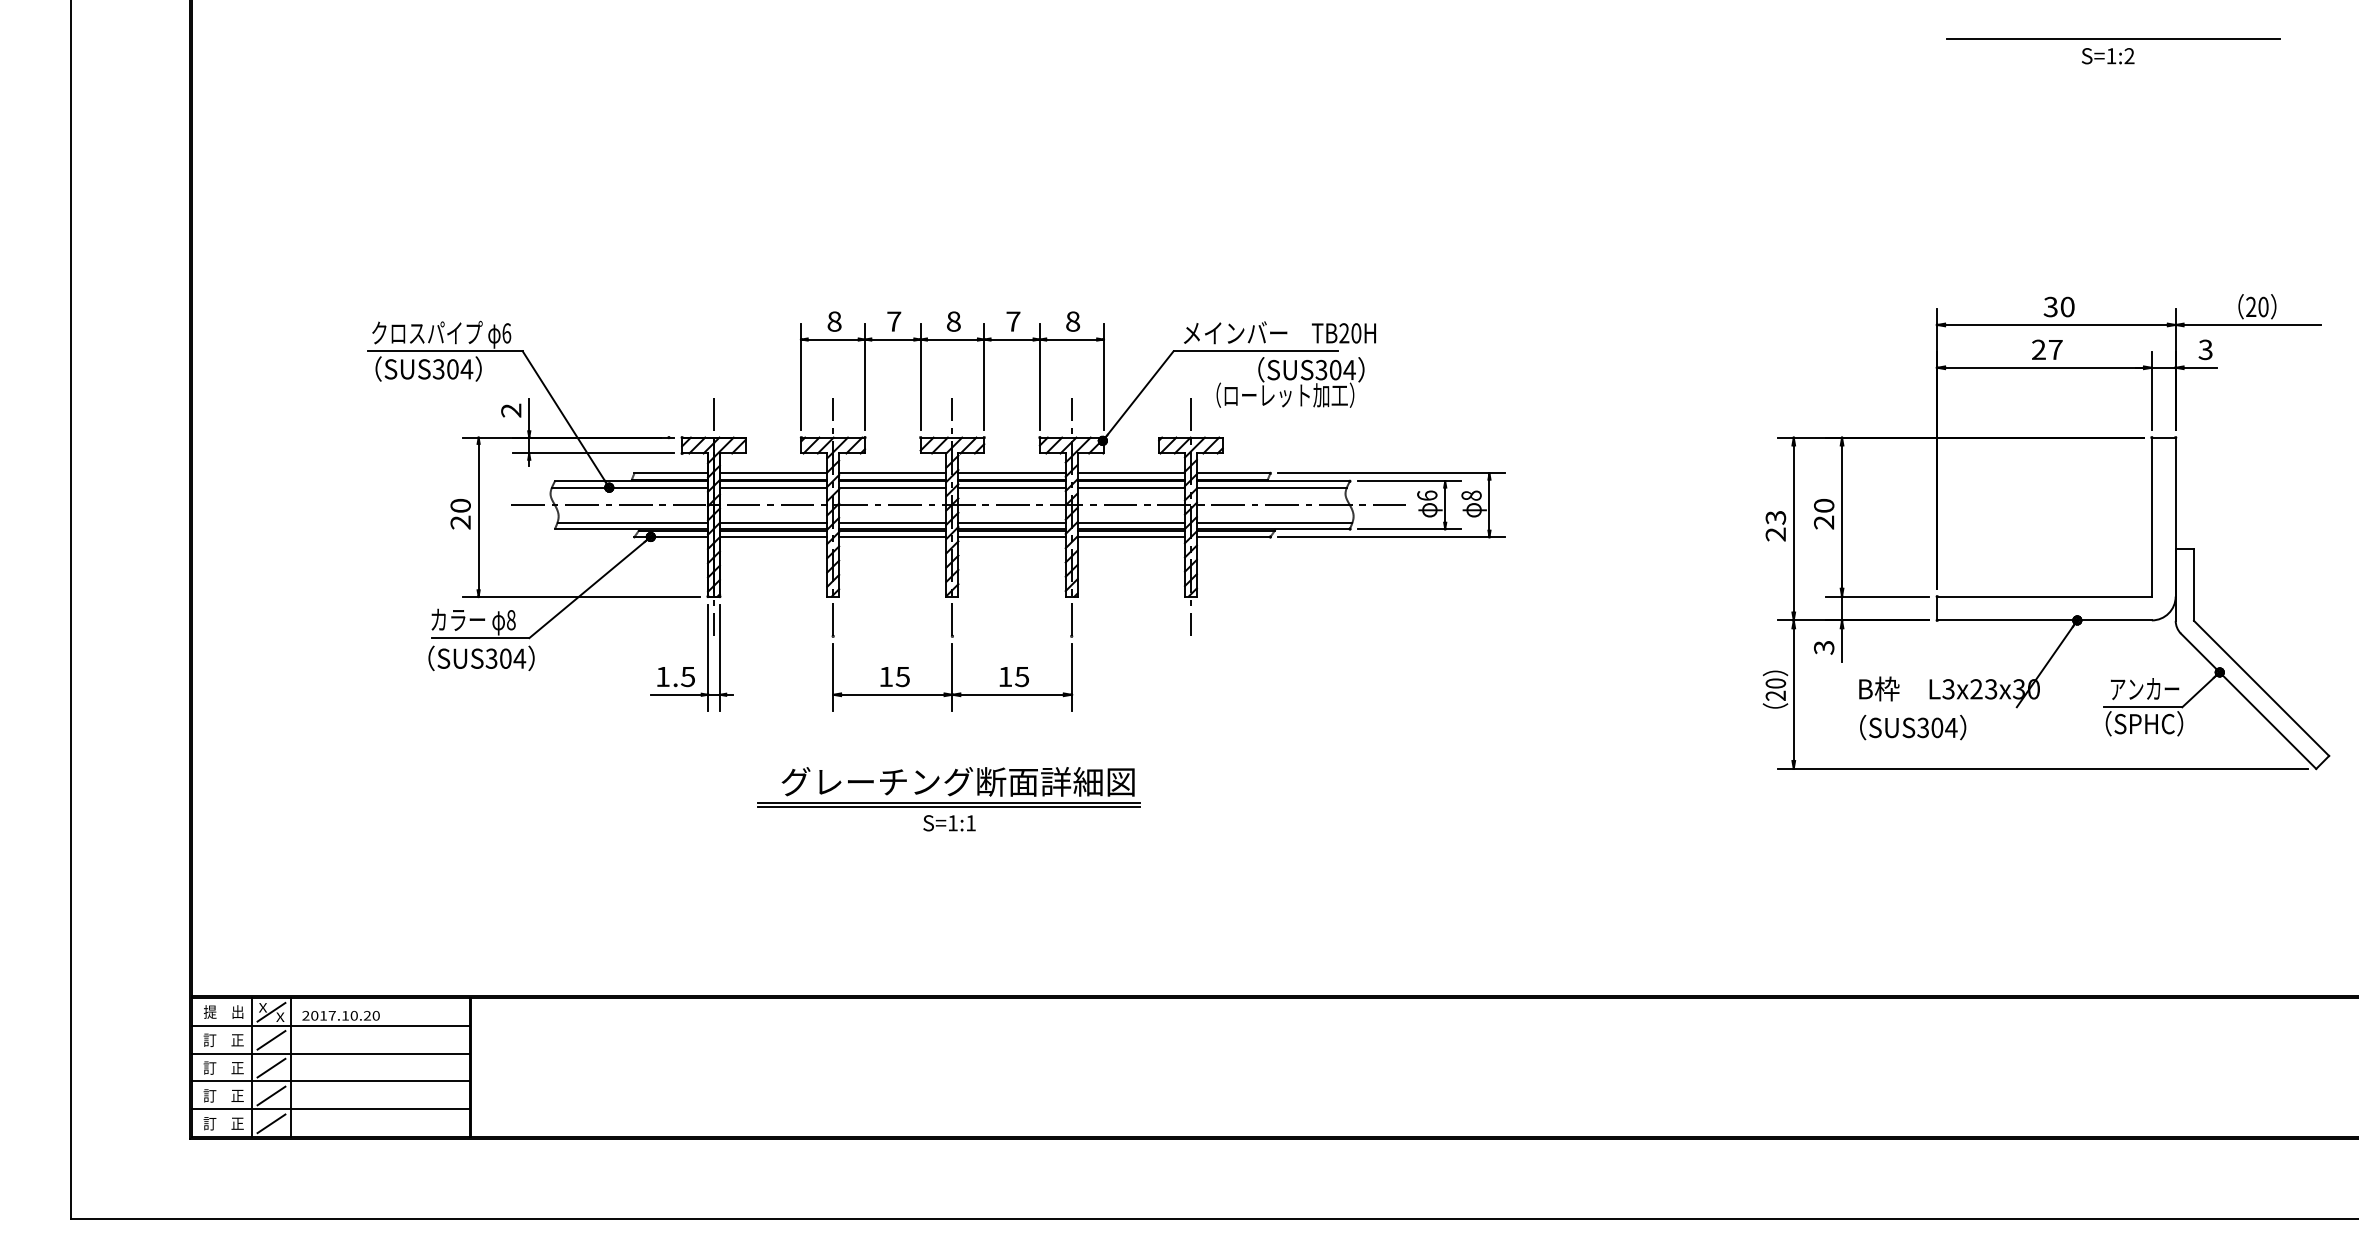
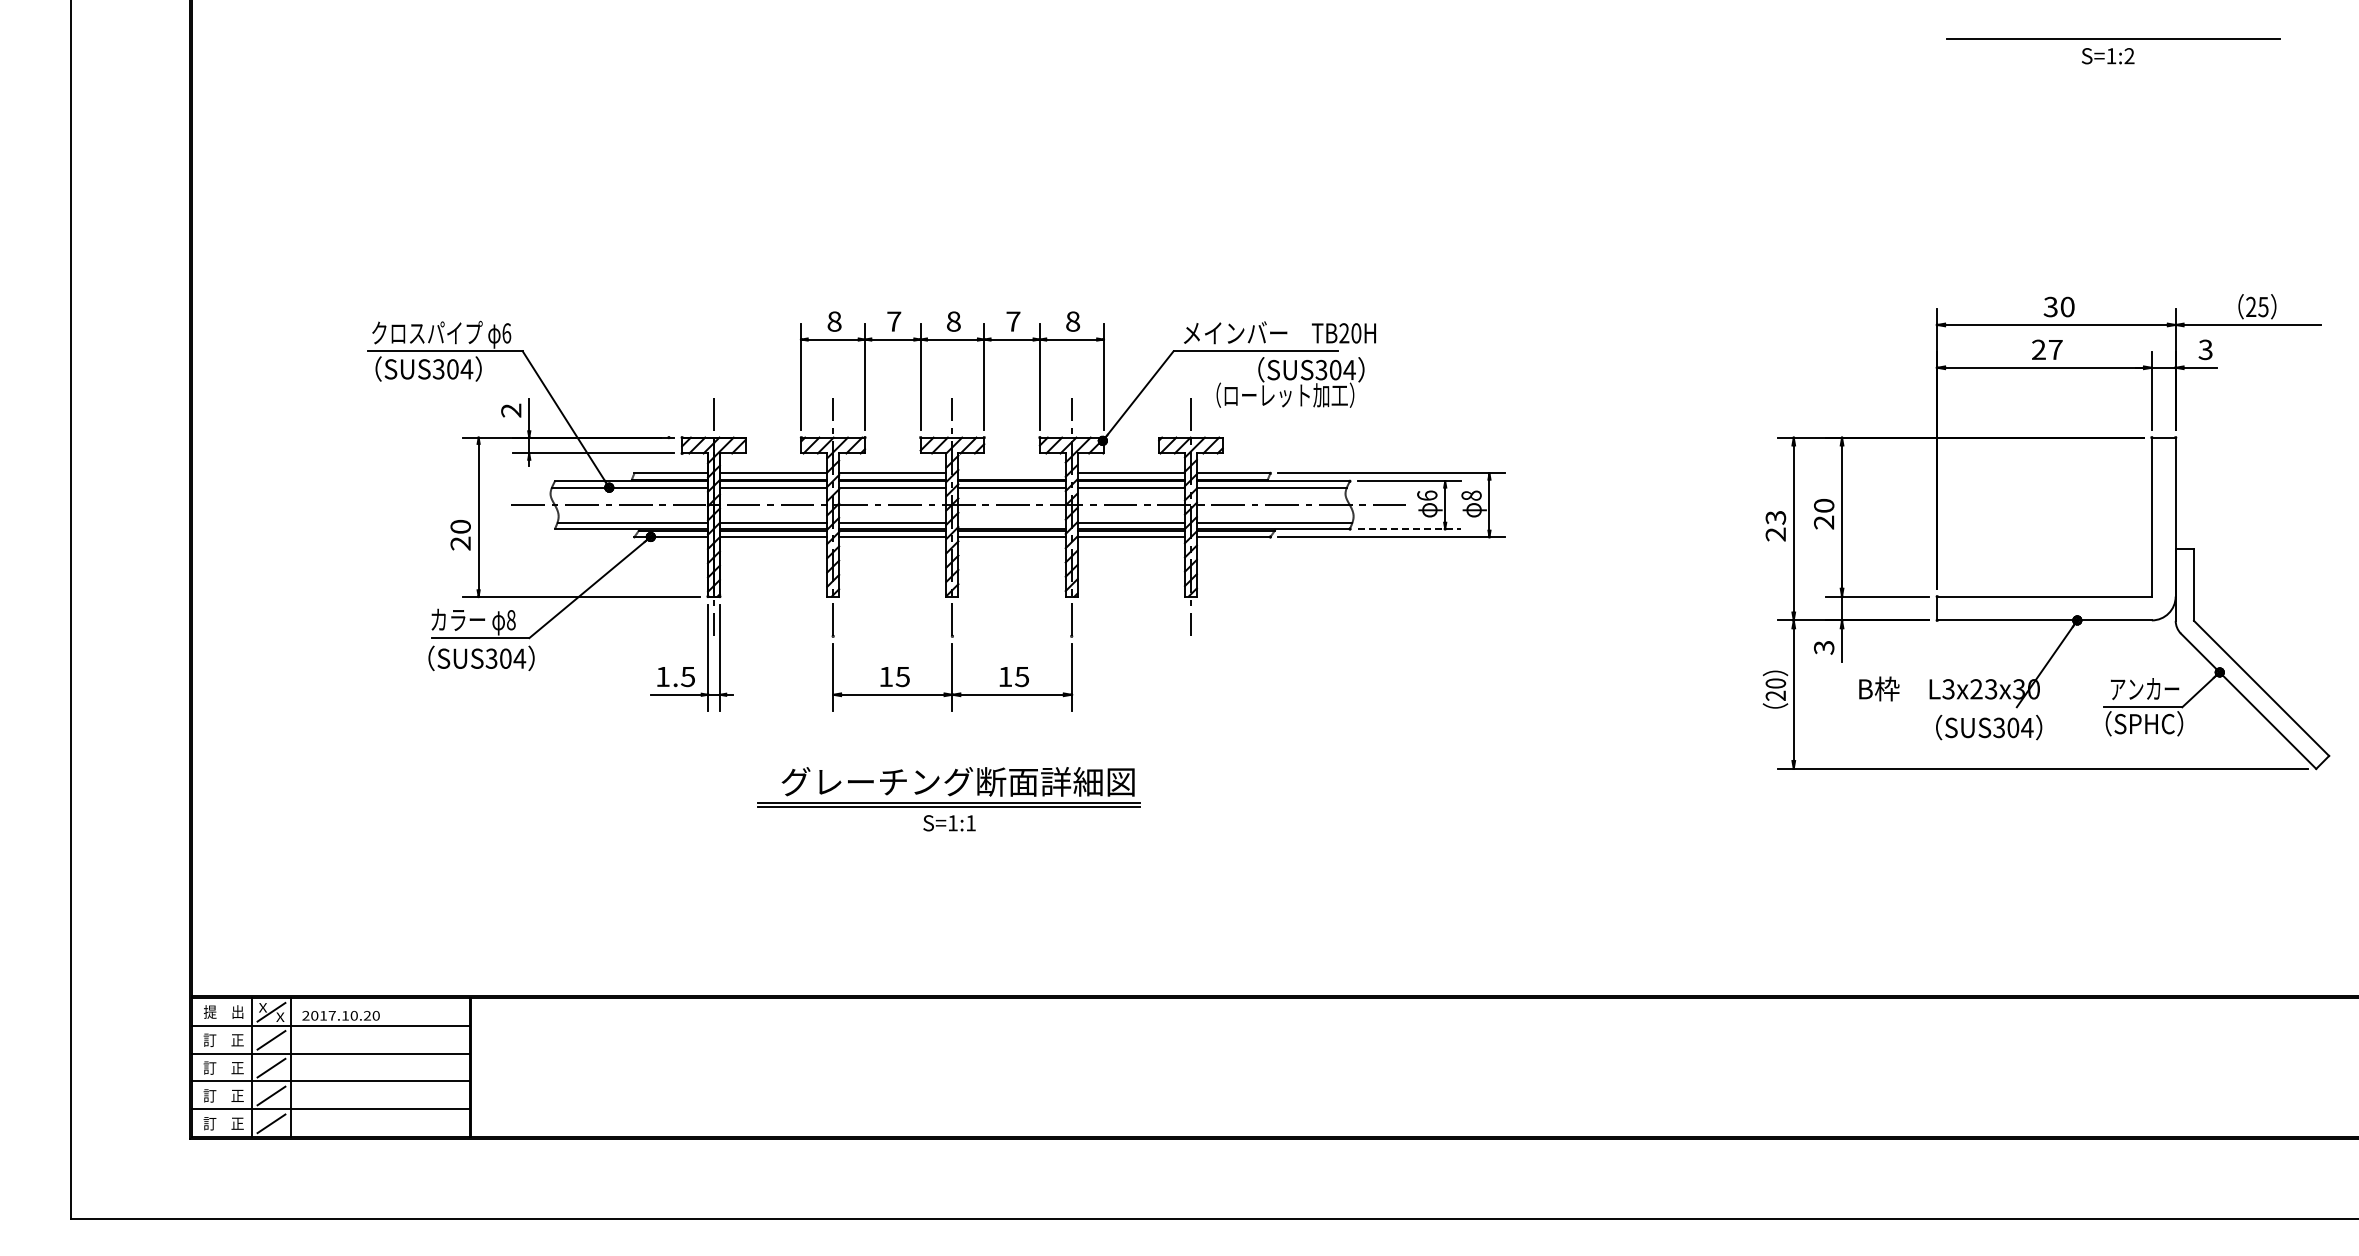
text: 20 -> 25 (2263, 306)
line: present -> none (1011, 473)
text position: (460, 514) -> (460, 535) (460, 535)
line: present -> none (1011, 522)
line: solid -> dashed (1409, 529)
text position: (1913, 727) -> (1989, 727) (1989, 727)
